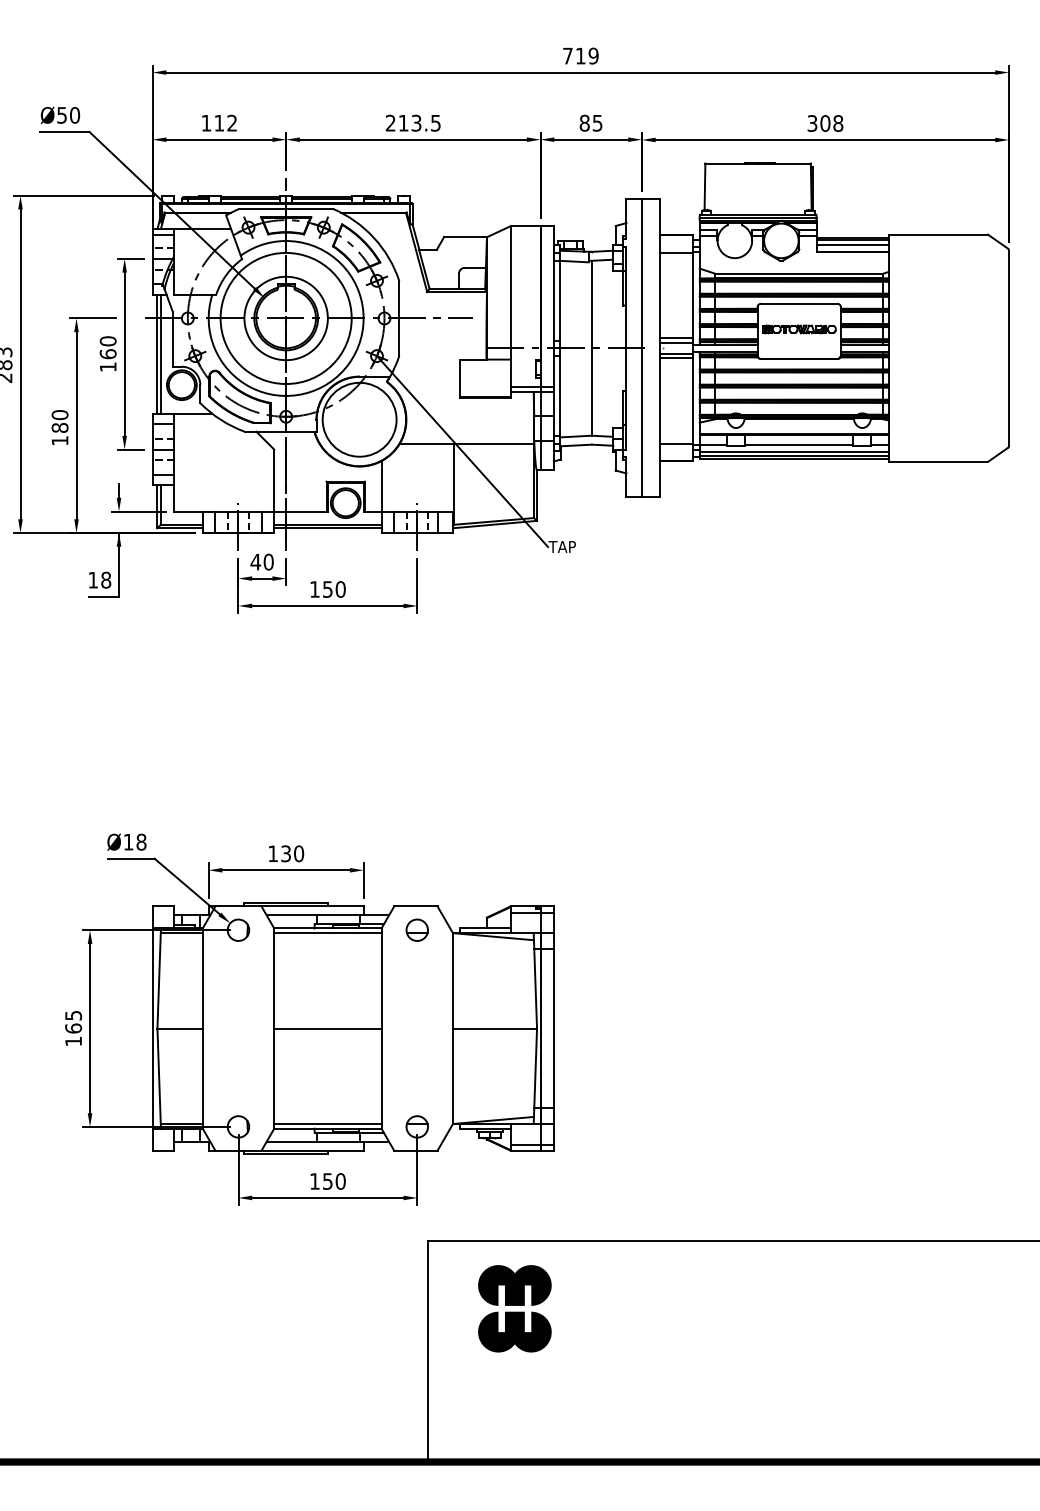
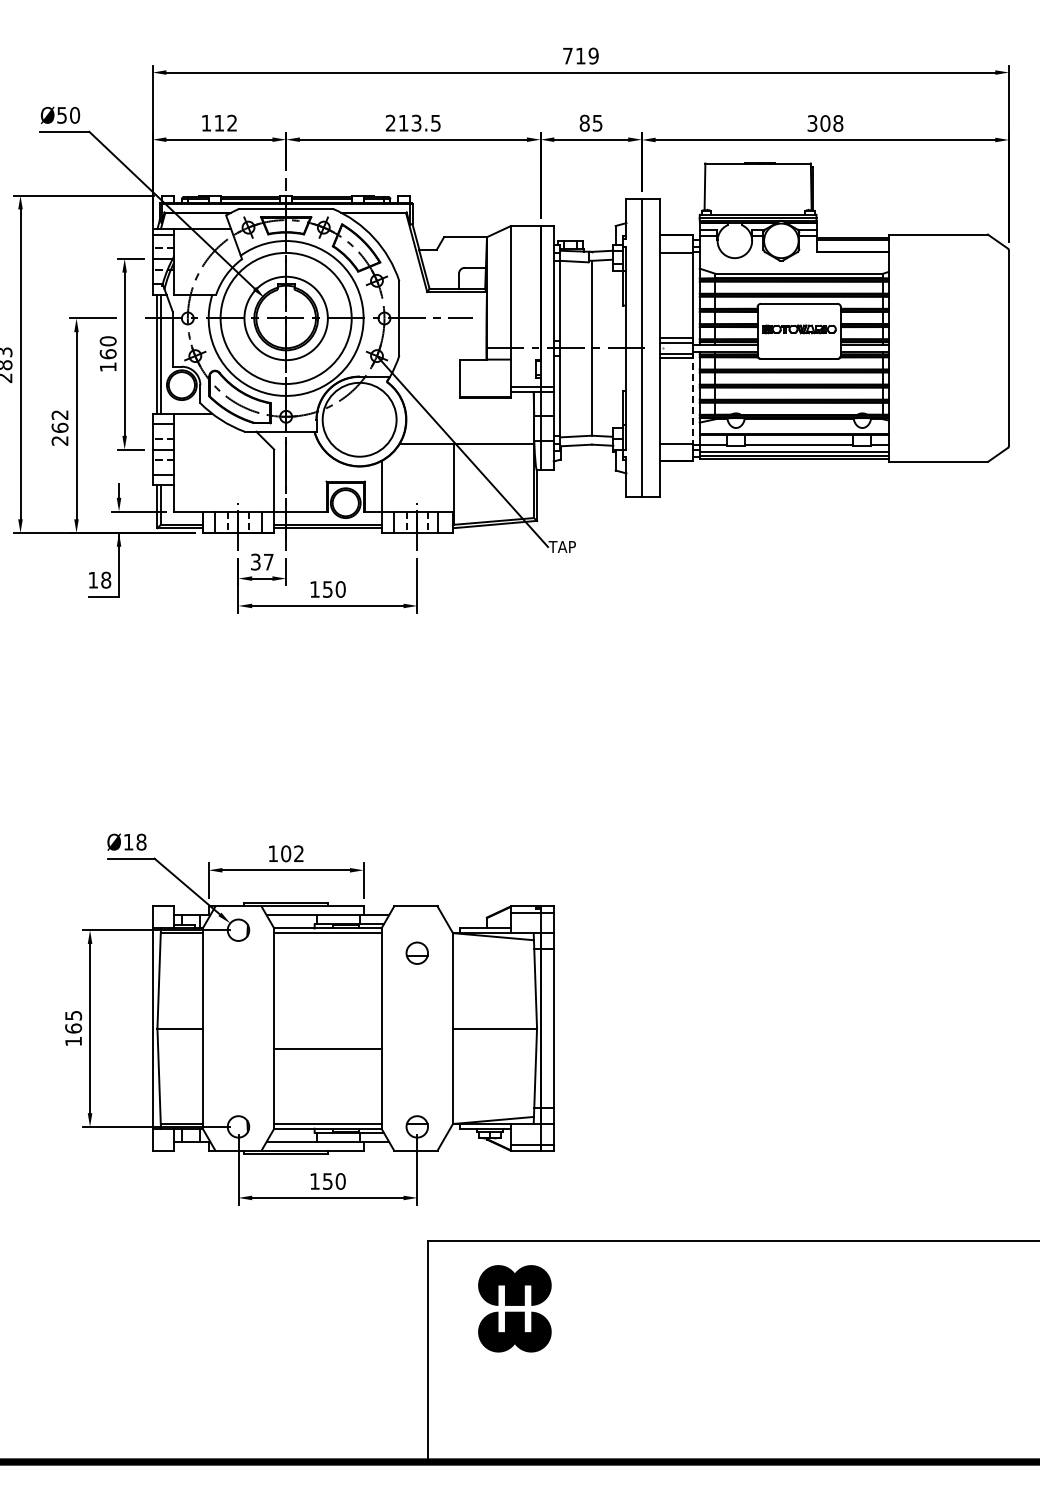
line: present -> none (852, 244)
line: solid -> dashed (693, 398)
text: 180 -> 262 (59, 427)
text: 40 -> 37 (261, 561)
text: 130 -> 102 (292, 853)
part position: (416, 929) -> (416, 952) (416, 952)
line position: (327, 1028) -> (327, 1048) (327, 1048)
